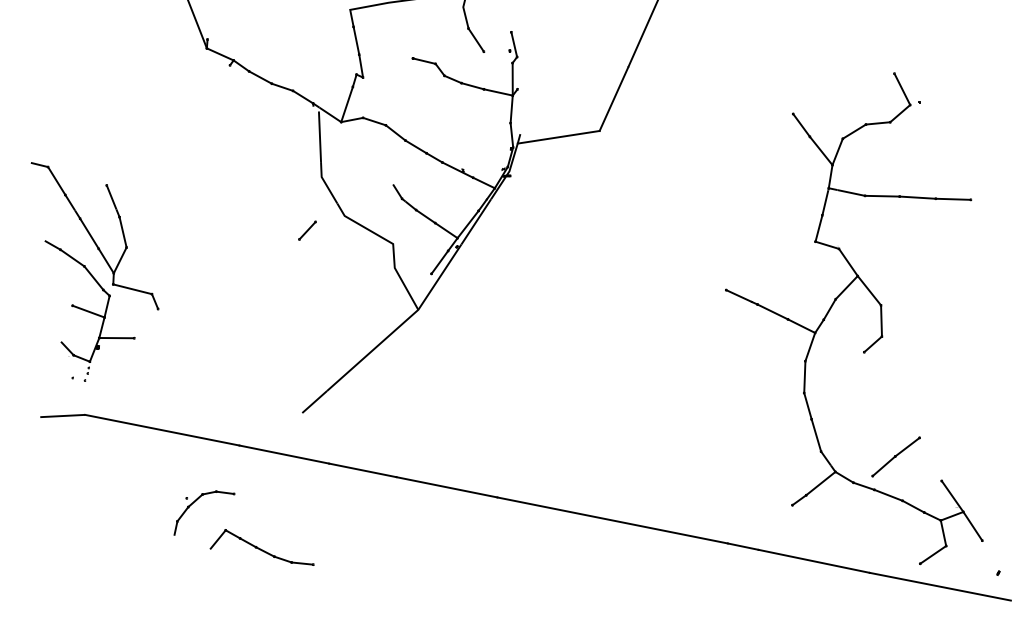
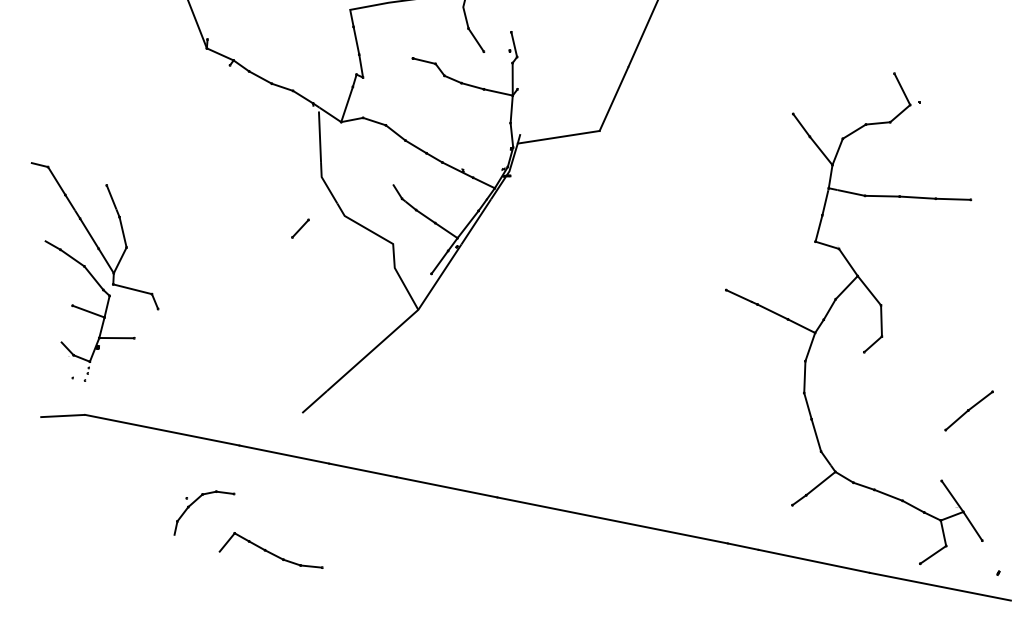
line position: (307, 230) -> (300, 228) (300, 228)
part position: (895, 456) -> (968, 410) (968, 410)
part position: (261, 547) -> (270, 550) (270, 550)
